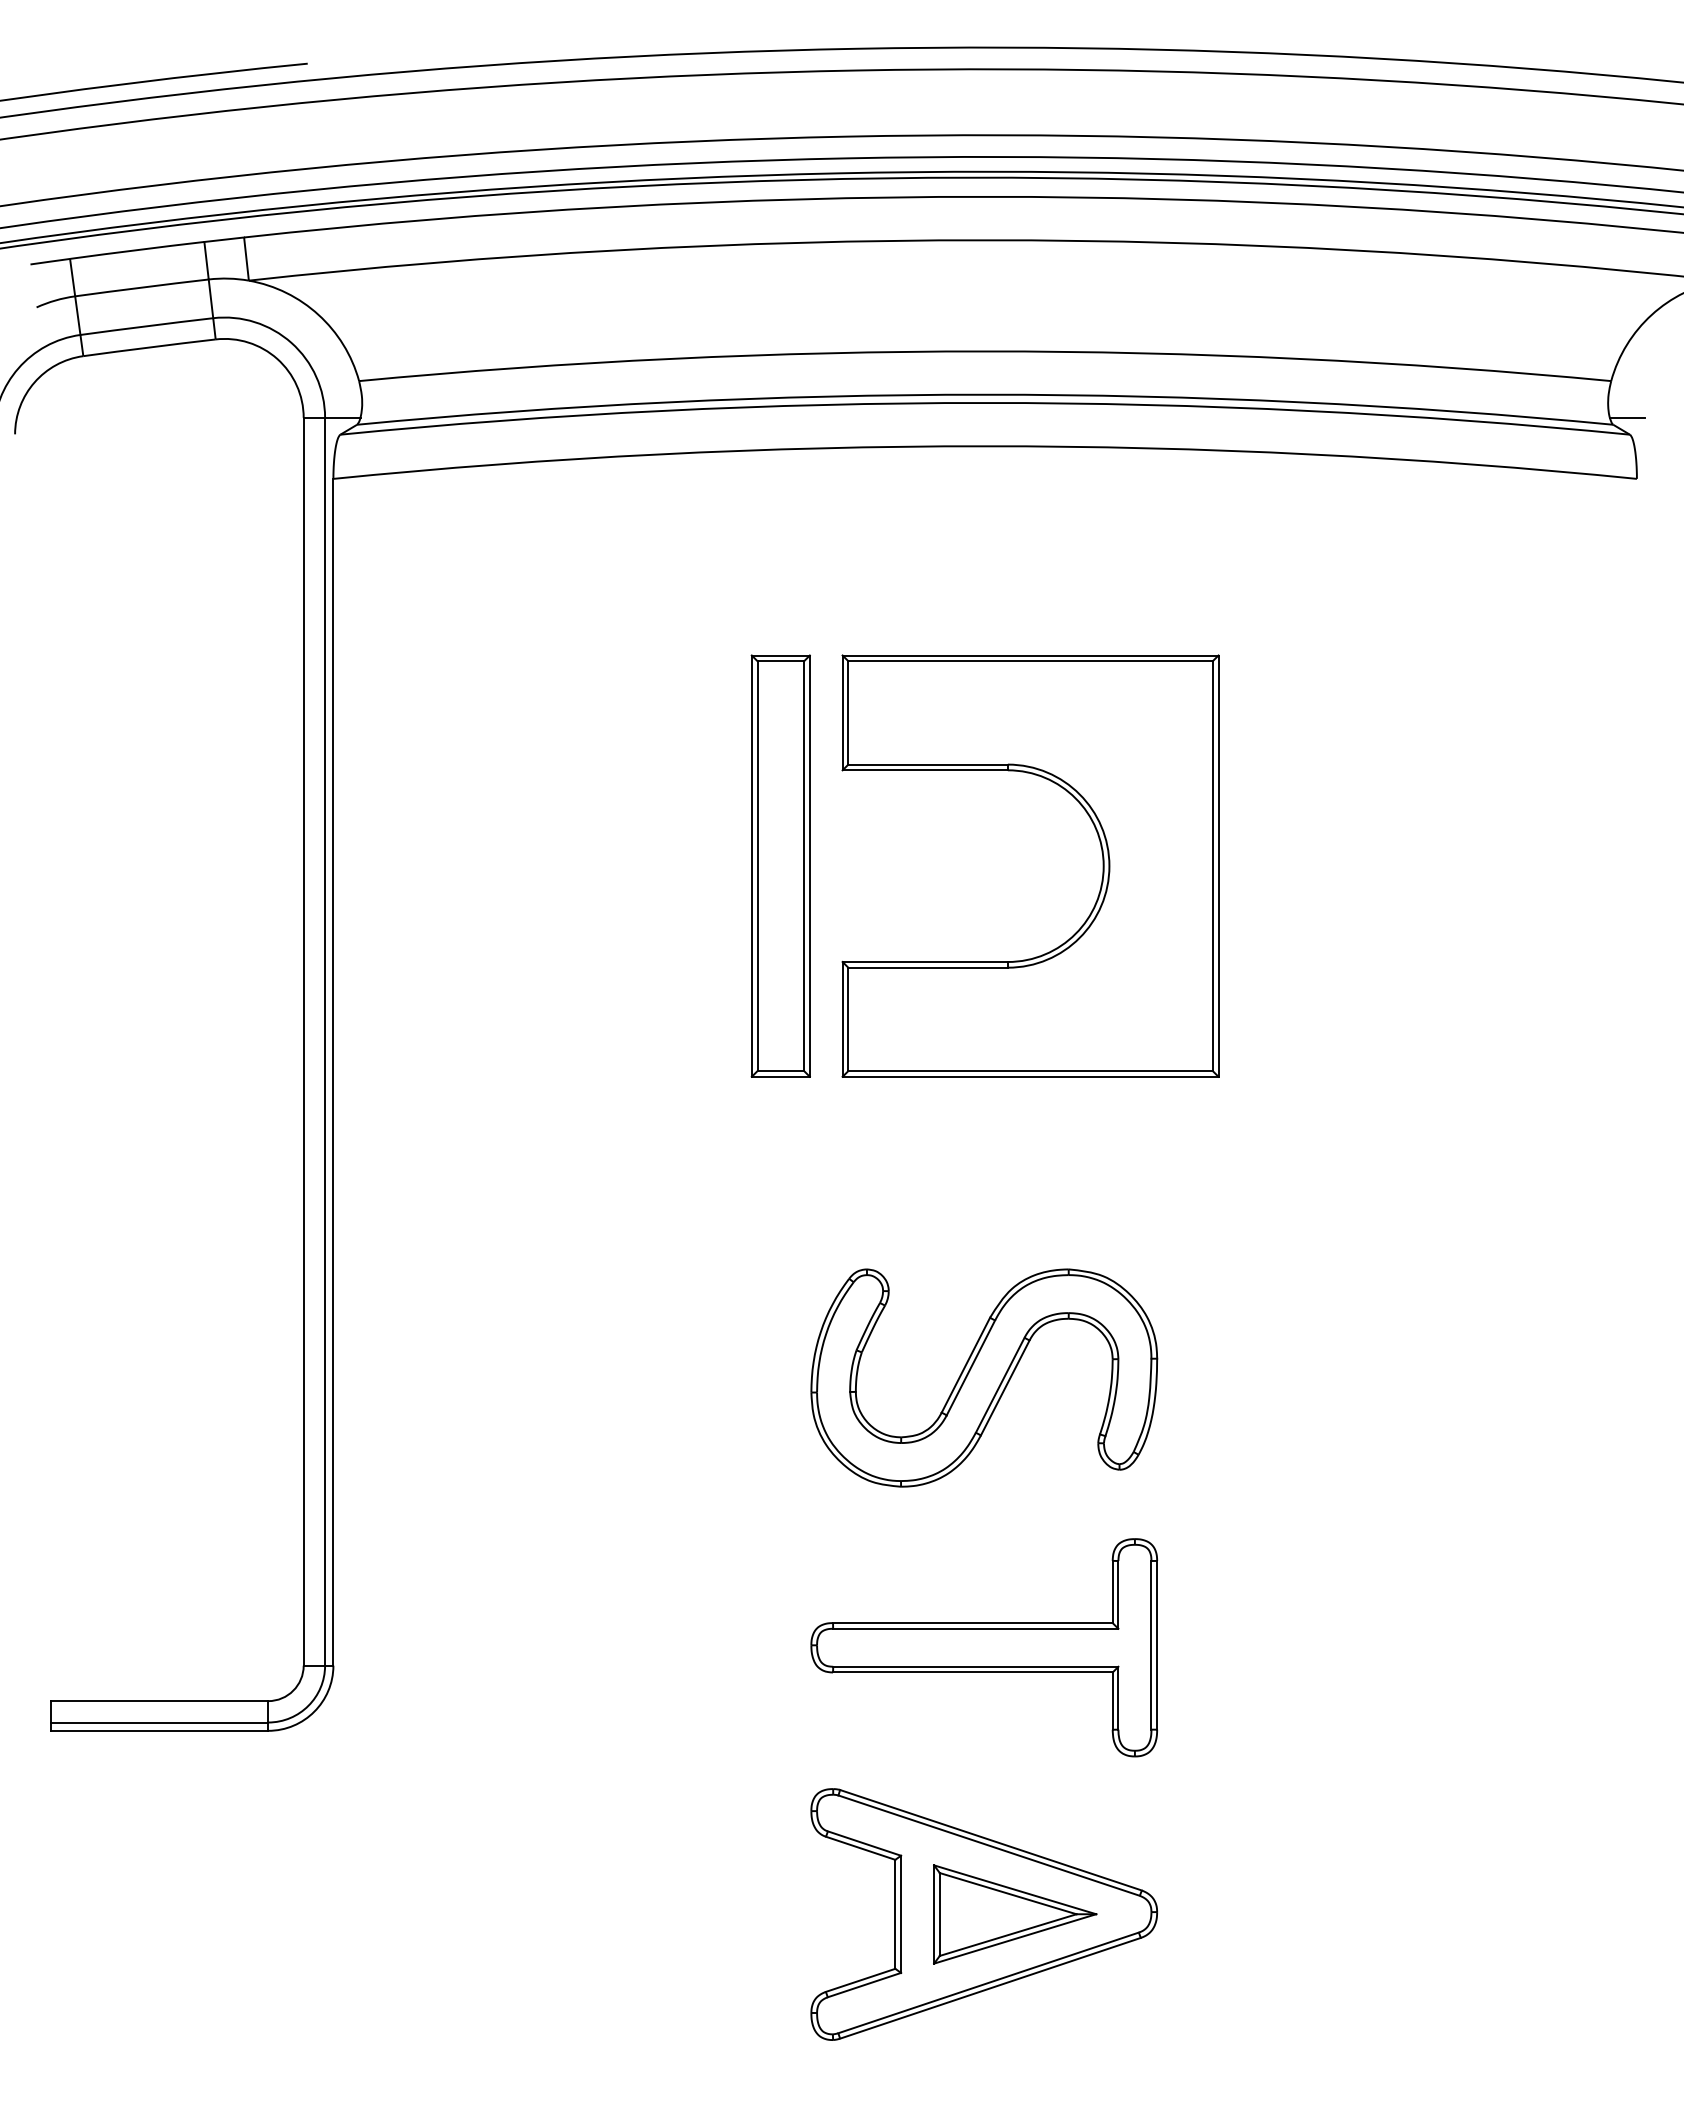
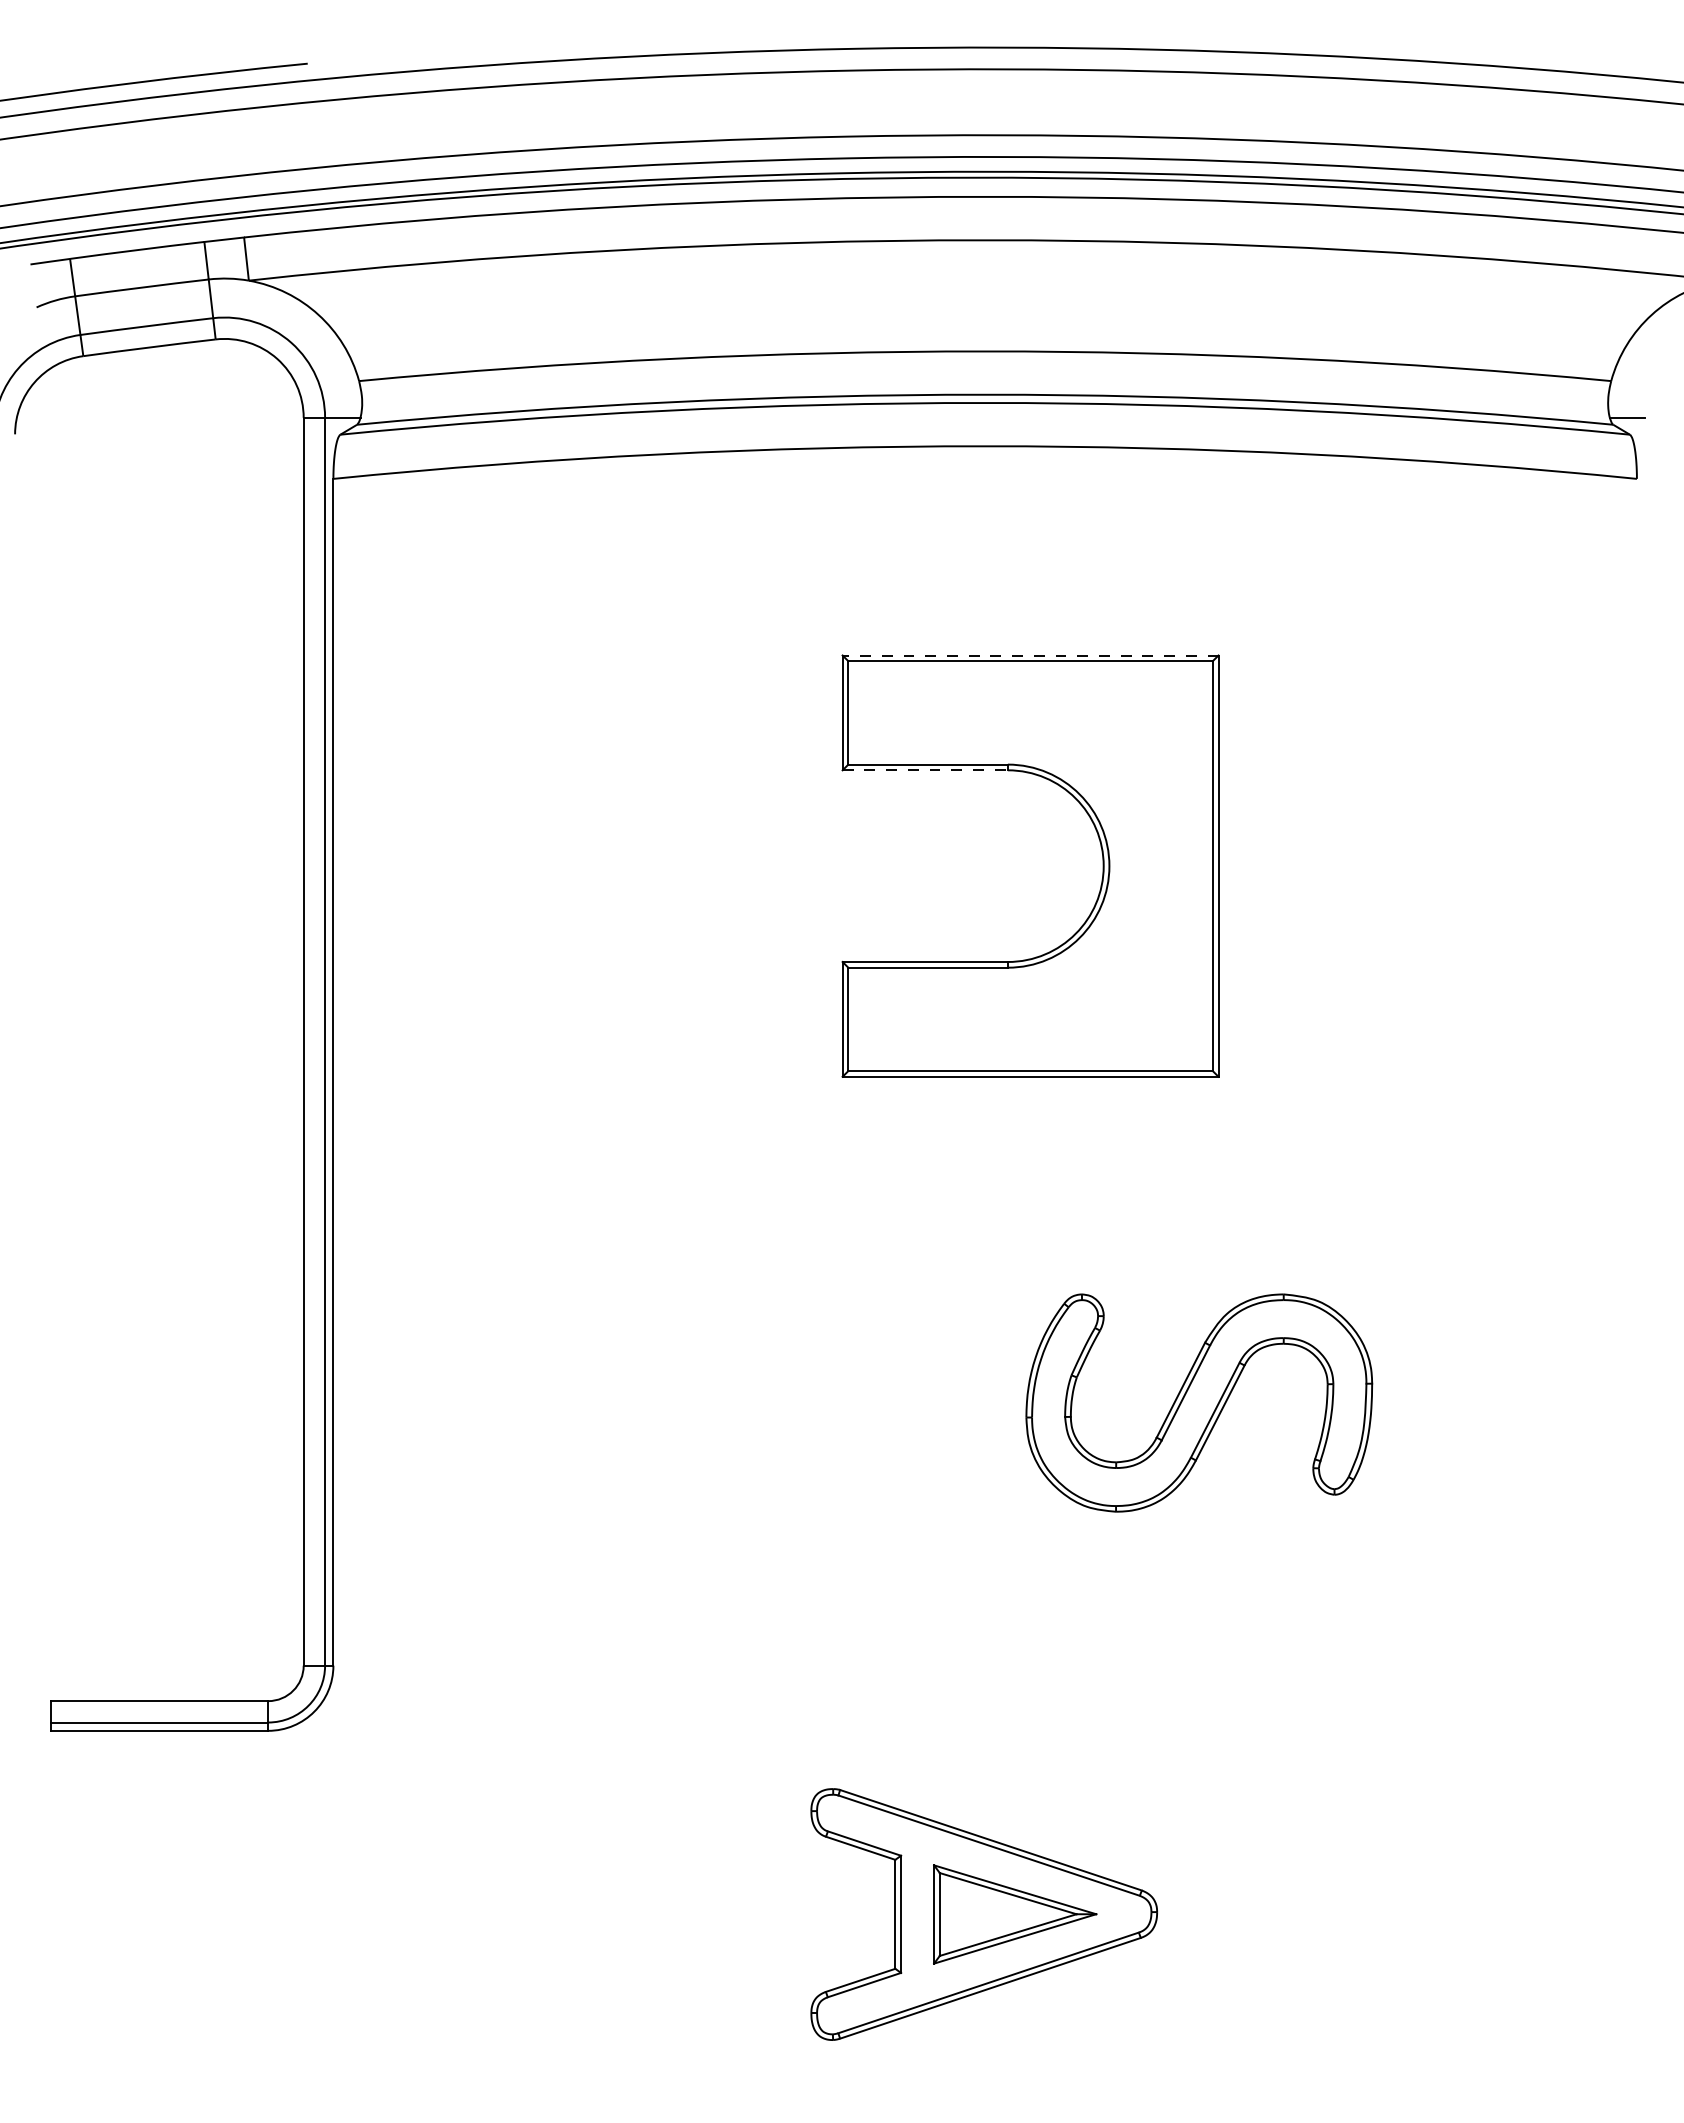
line: solid -> dashed (1030, 655)
line: solid -> dashed (925, 770)
part: present -> none (780, 865)
part position: (984, 1377) -> (1199, 1402) (1199, 1402)
part: present -> none (983, 1647)
